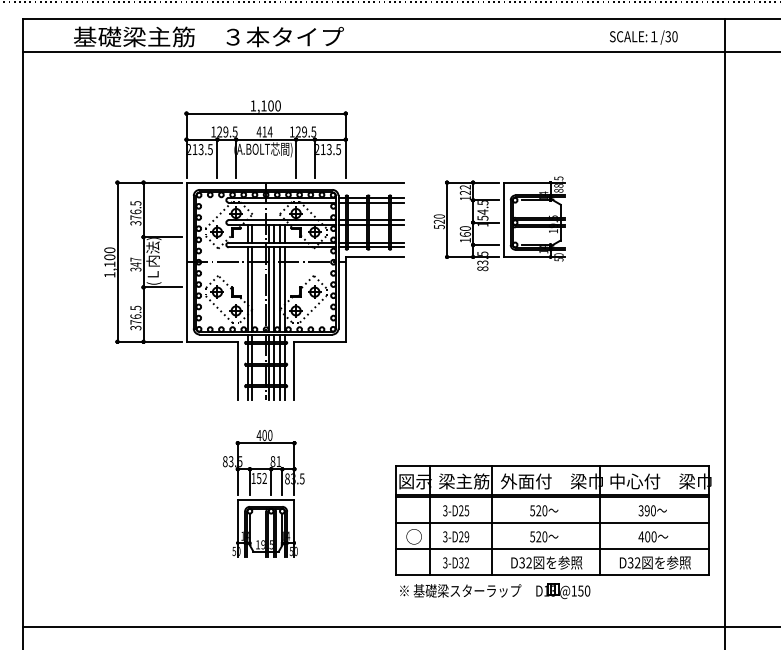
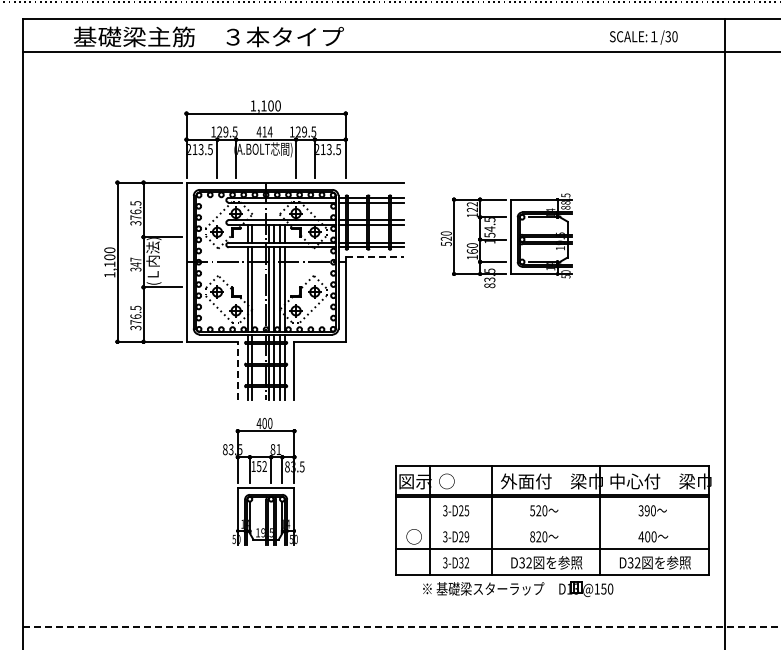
part position: (499, 223) -> (506, 240) (506, 240)
line: solid -> dashed (374, 257)
line: solid -> dashed (237, 370)
text: 梁主筋 -> ○ (464, 481)
part position: (263, 493) -> (263, 481) (263, 481)
line: present -> none (551, 522)
text: 520 -> 820 (532, 536)
part position: (495, 591) -> (518, 589) (518, 589)
line: solid -> dashed (401, 626)
